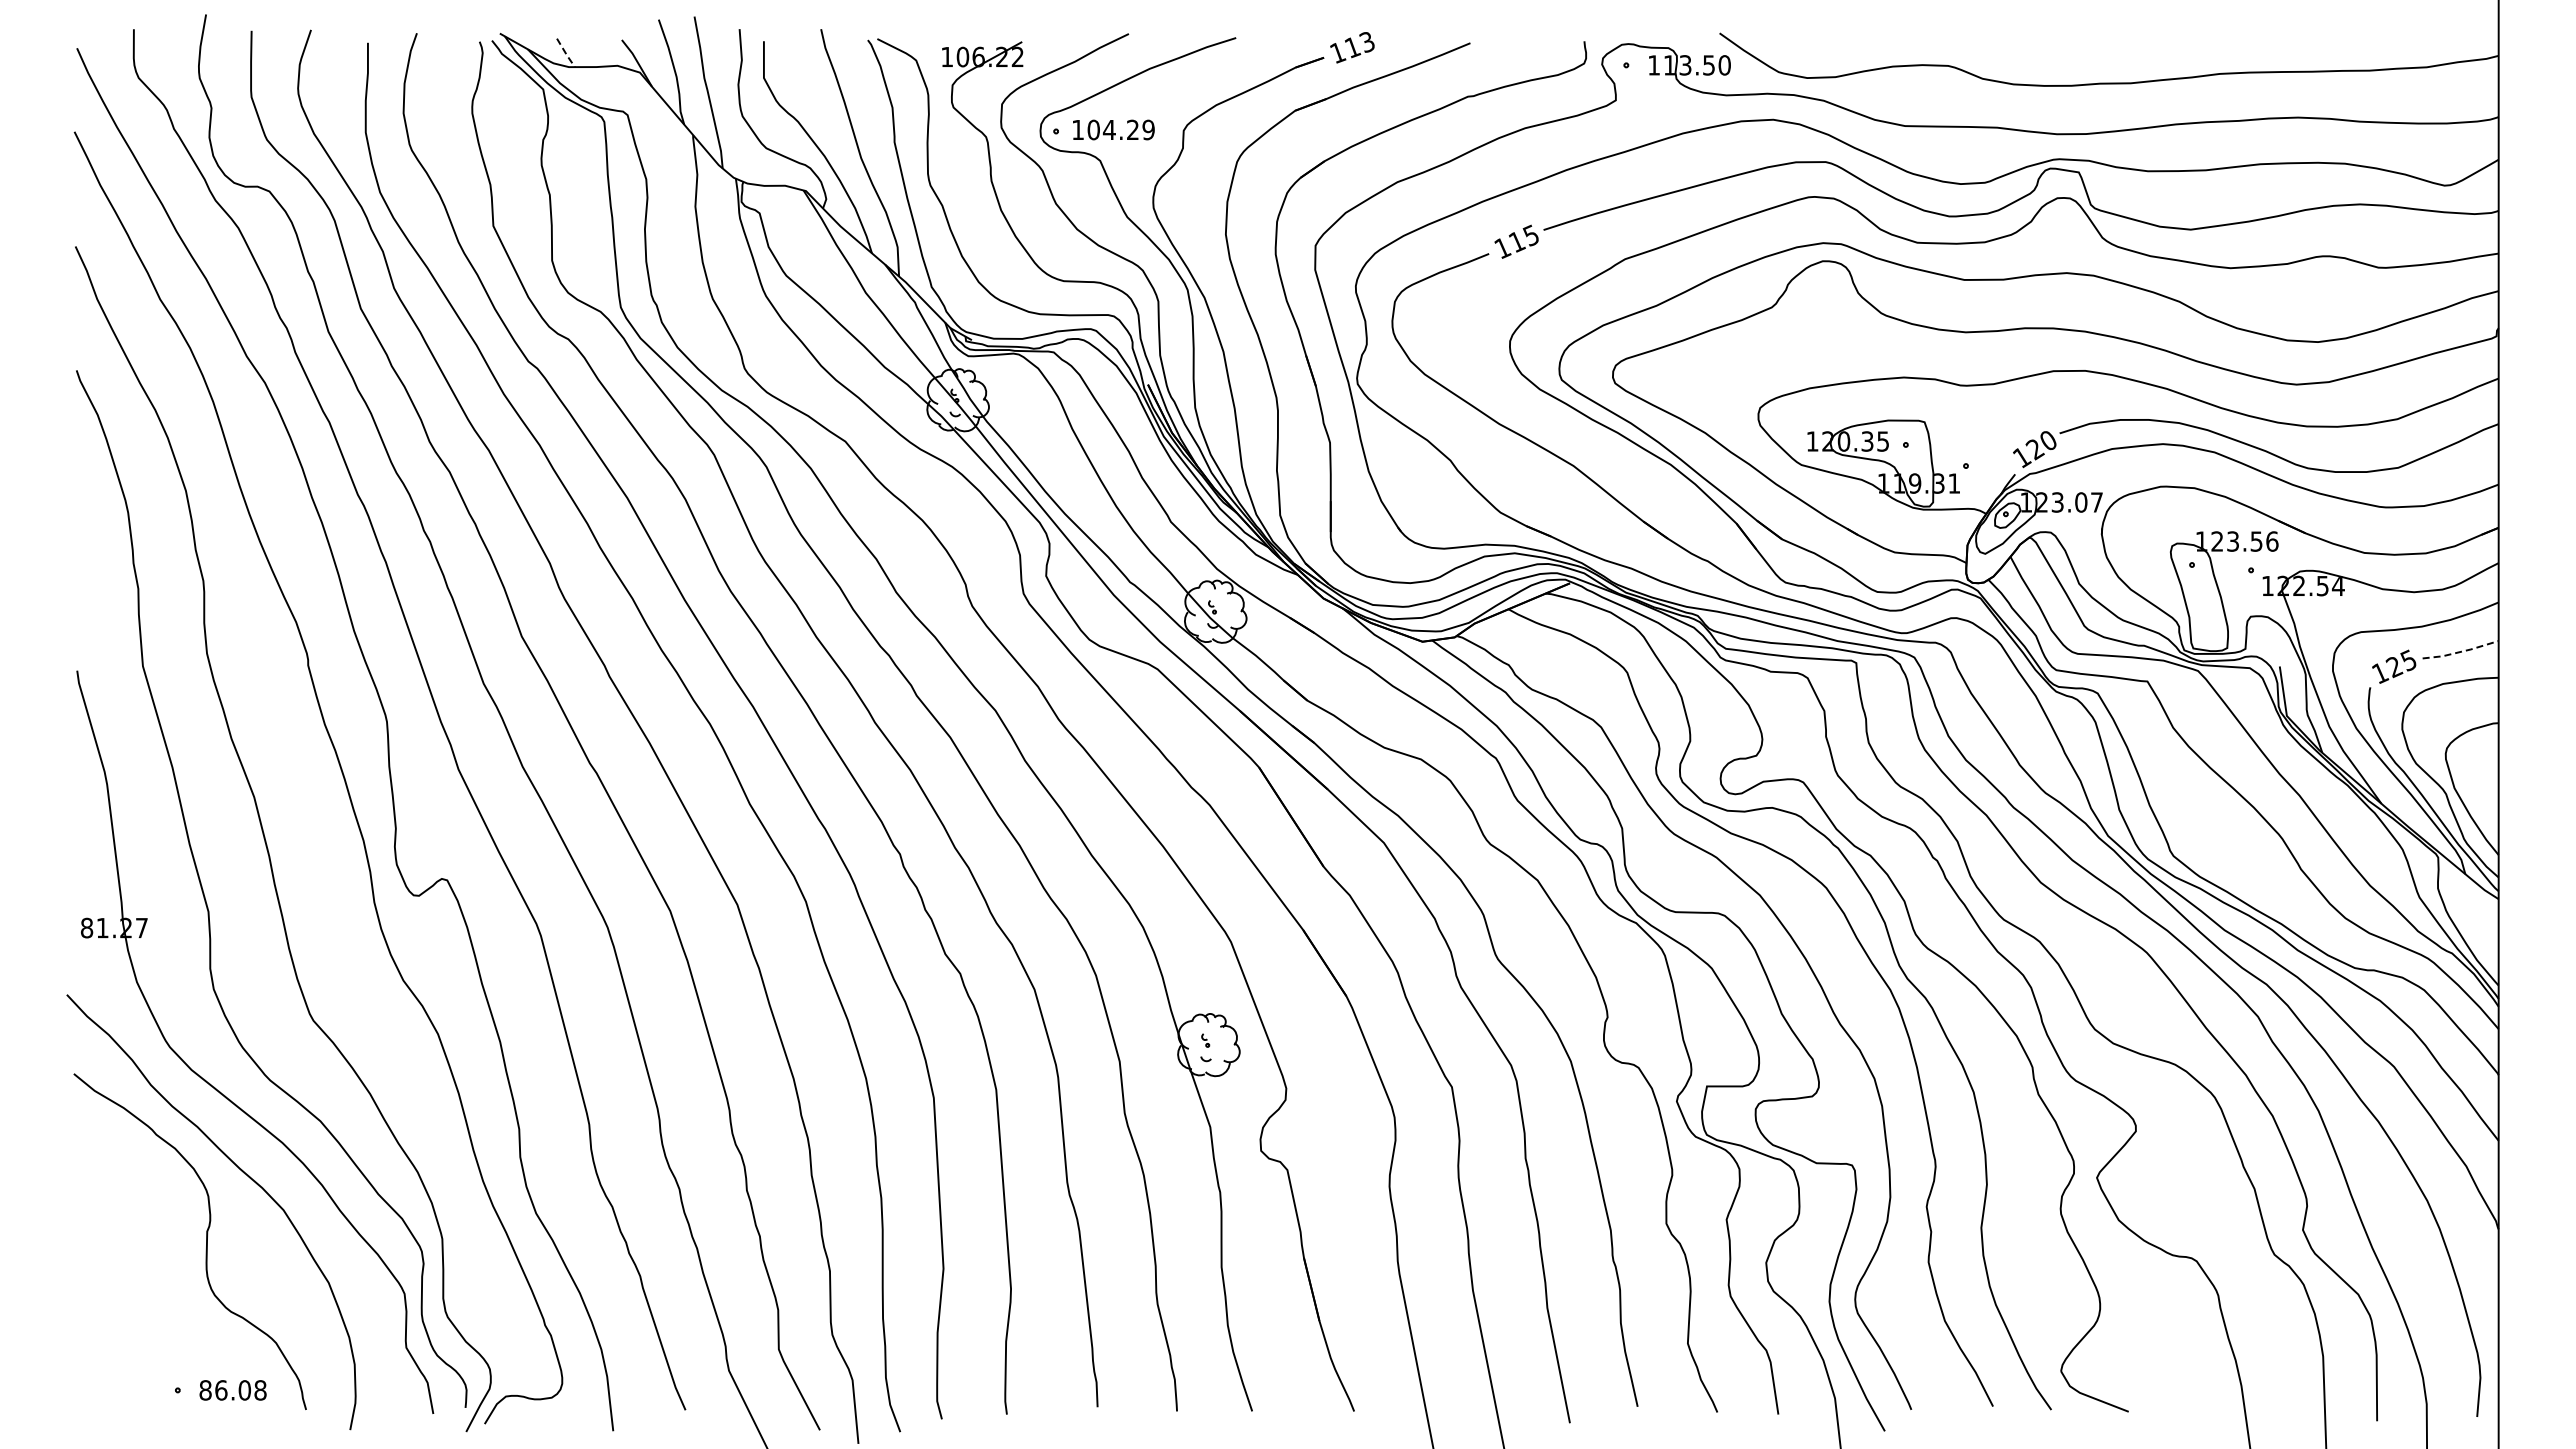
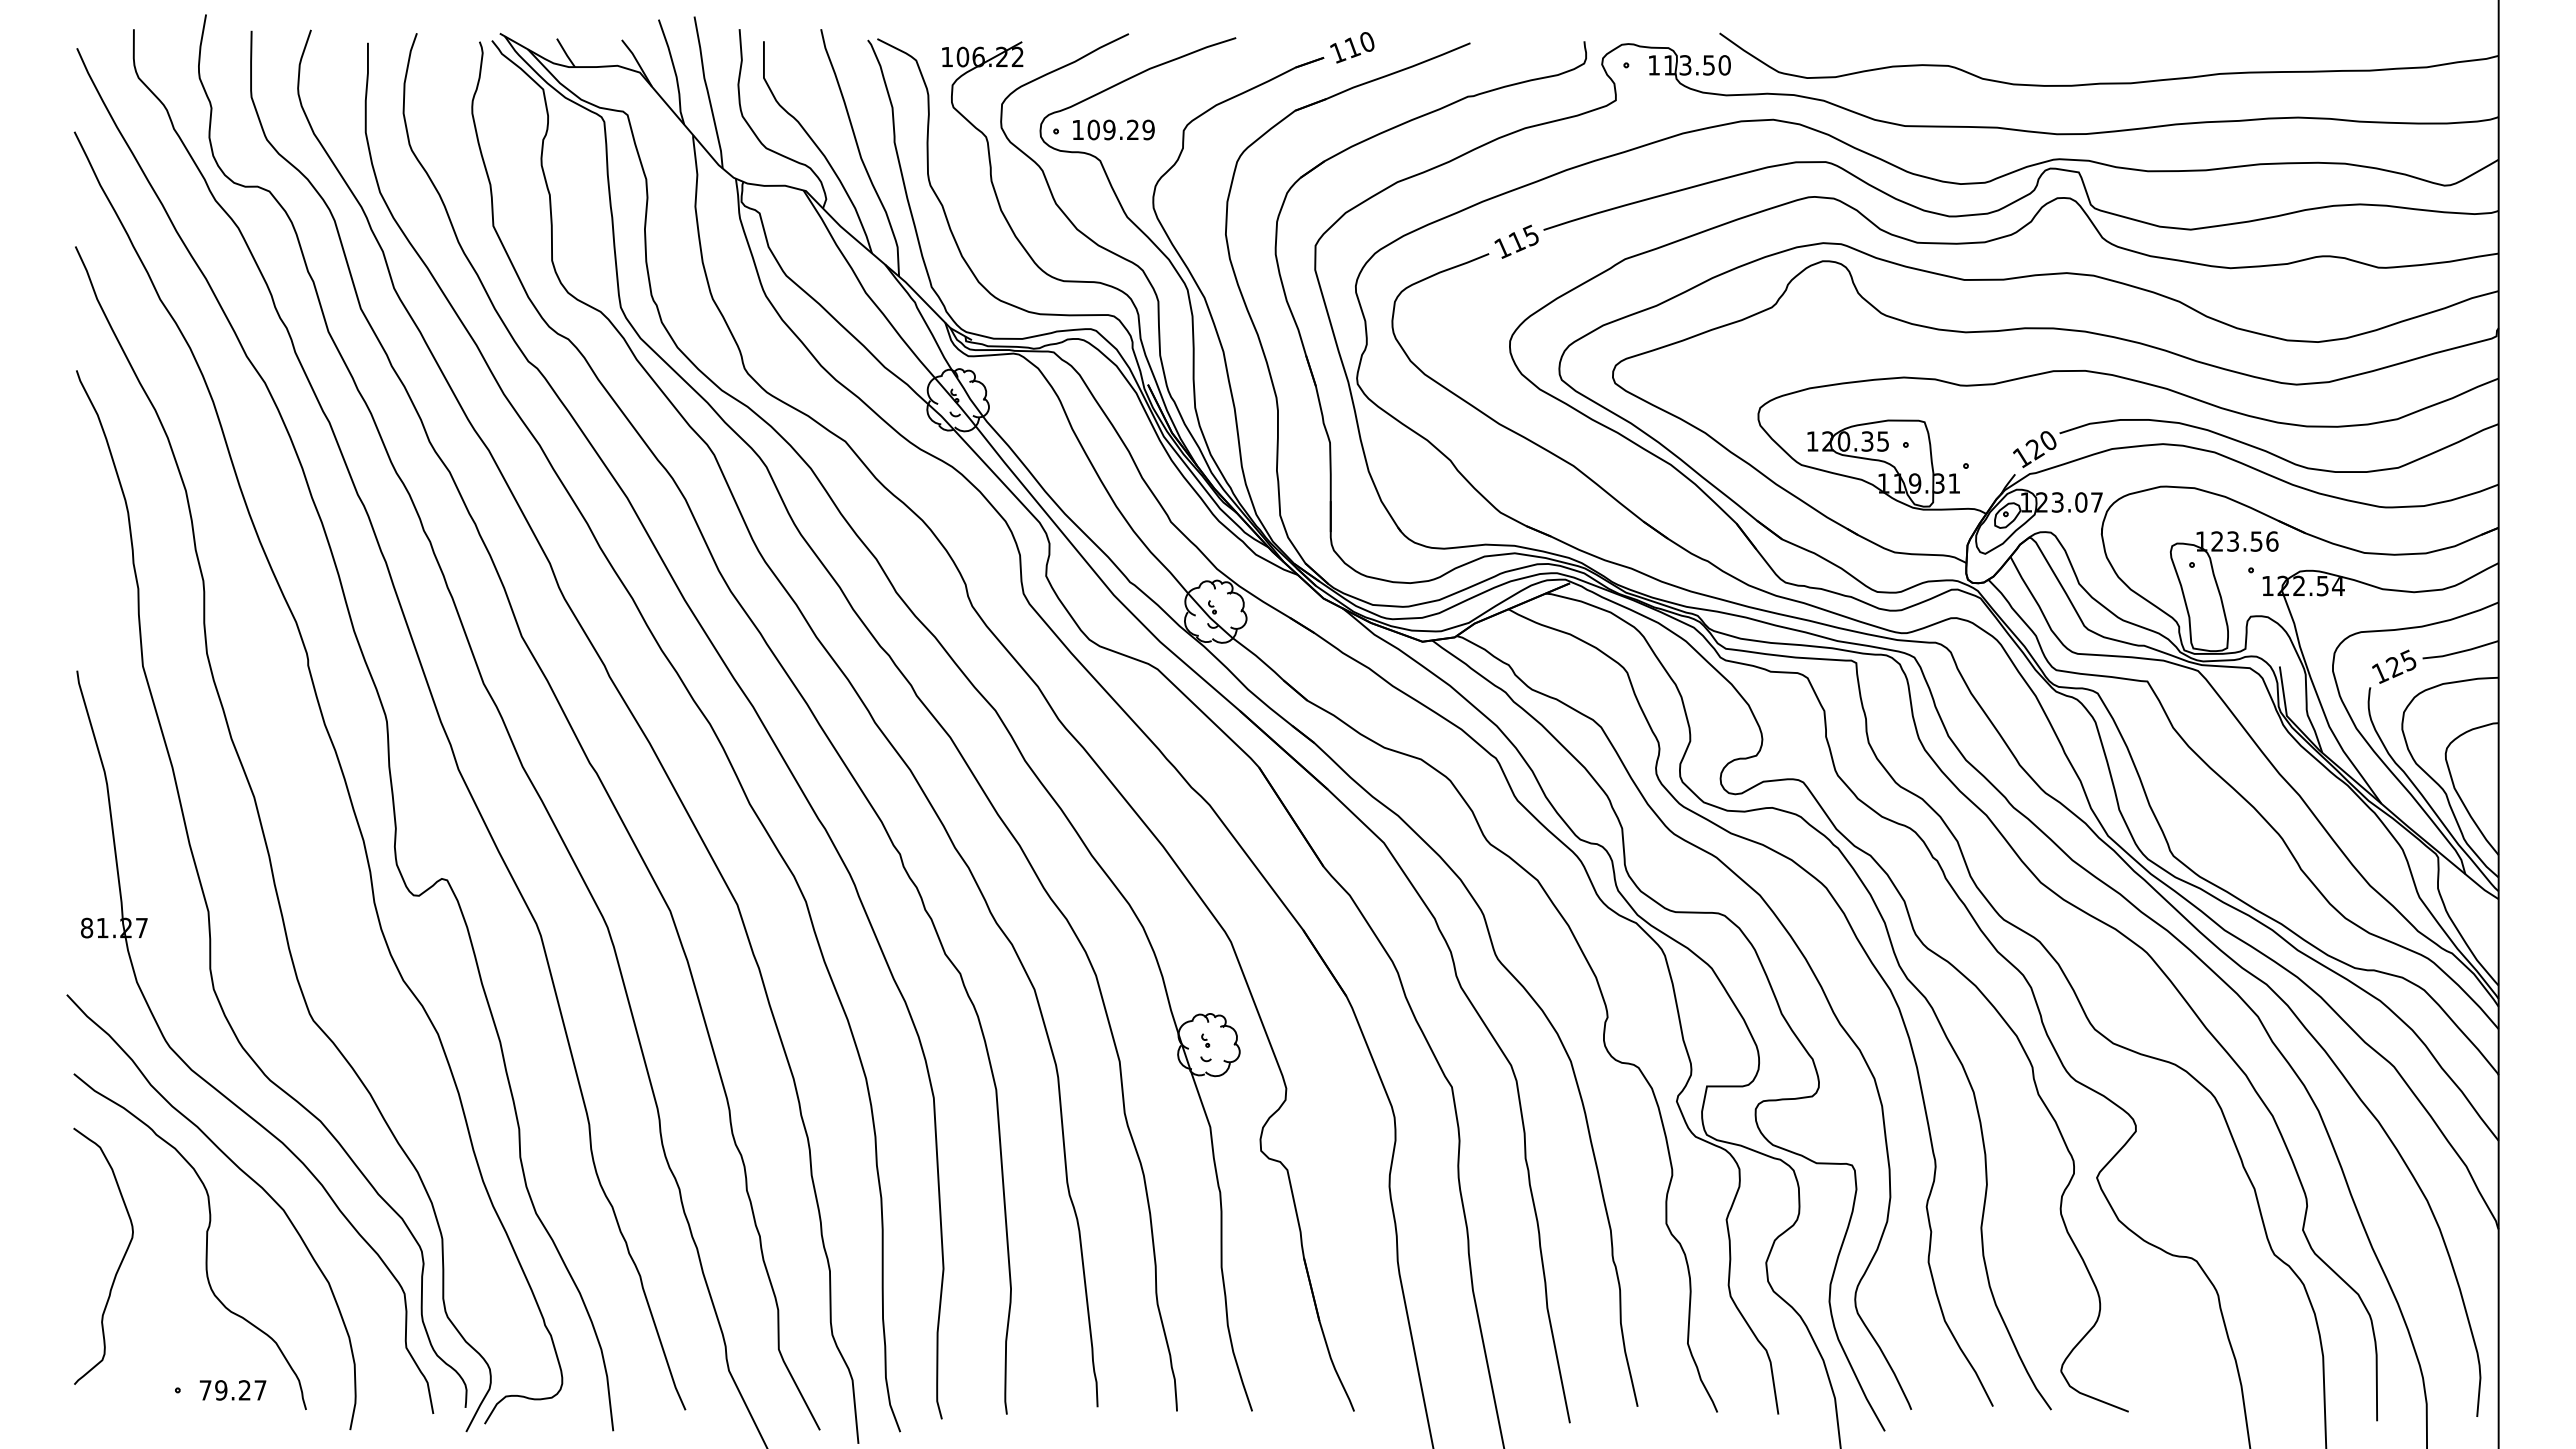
text: 113 -> 110 (1366, 42)
line: dashed -> solid (565, 53)
text: 104.29 -> 109.29 (1108, 129)
line: dashed -> solid (2461, 651)
curve: none -> present (119, 1264)
text: 86.08 -> 79.27 (232, 1390)
